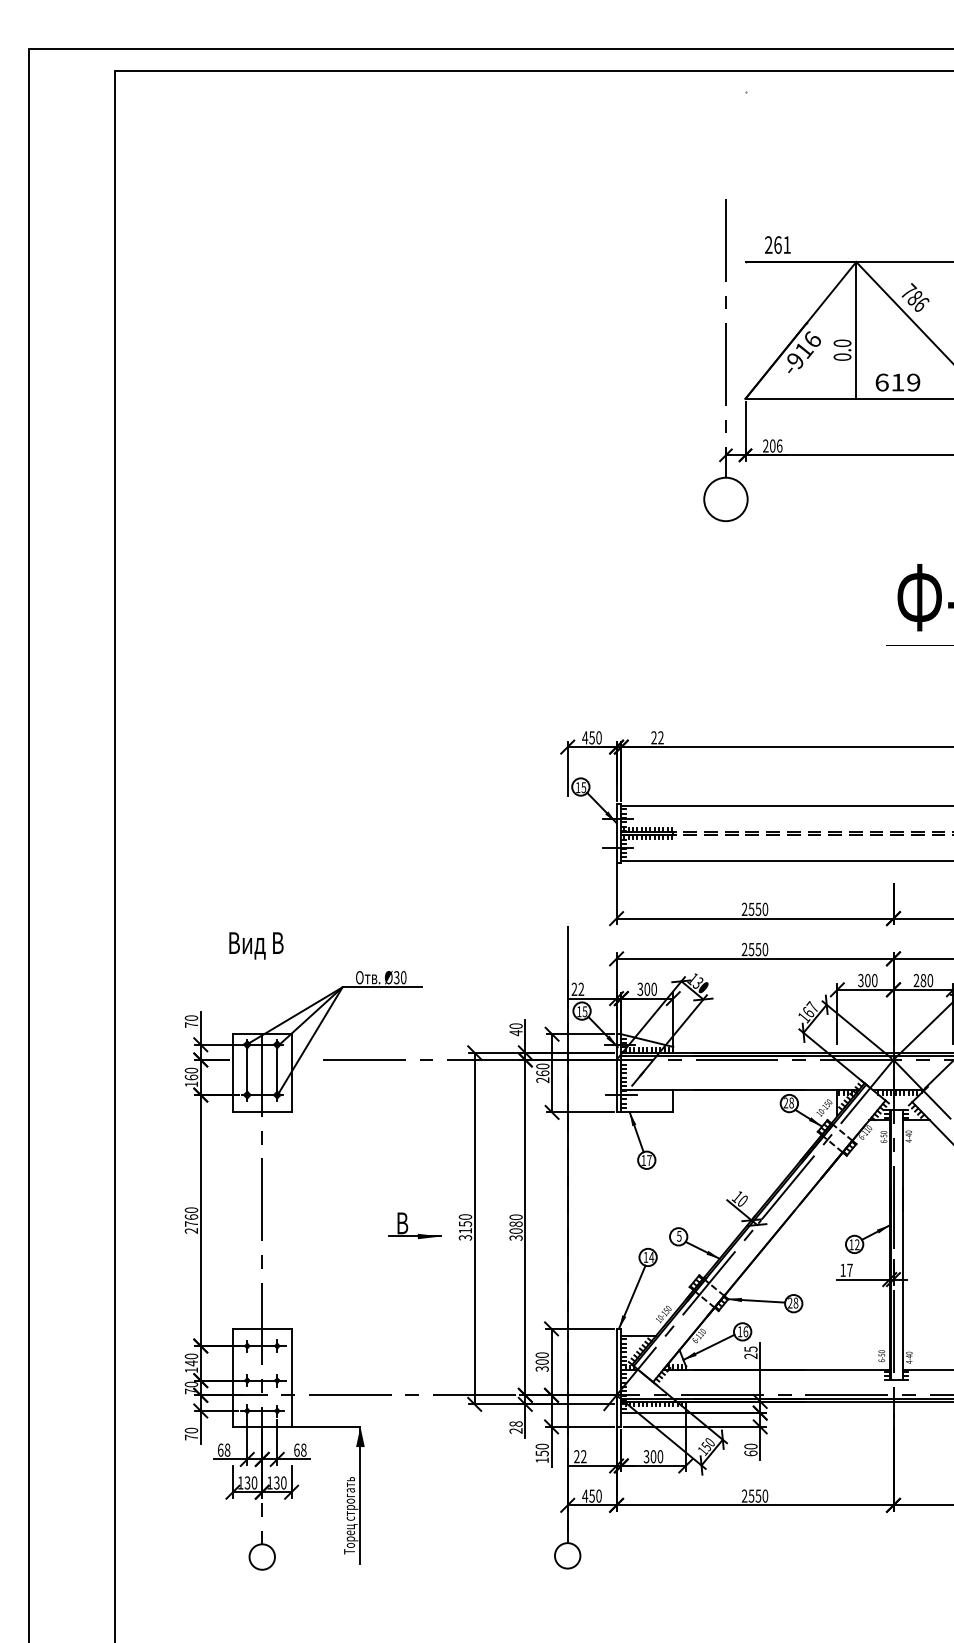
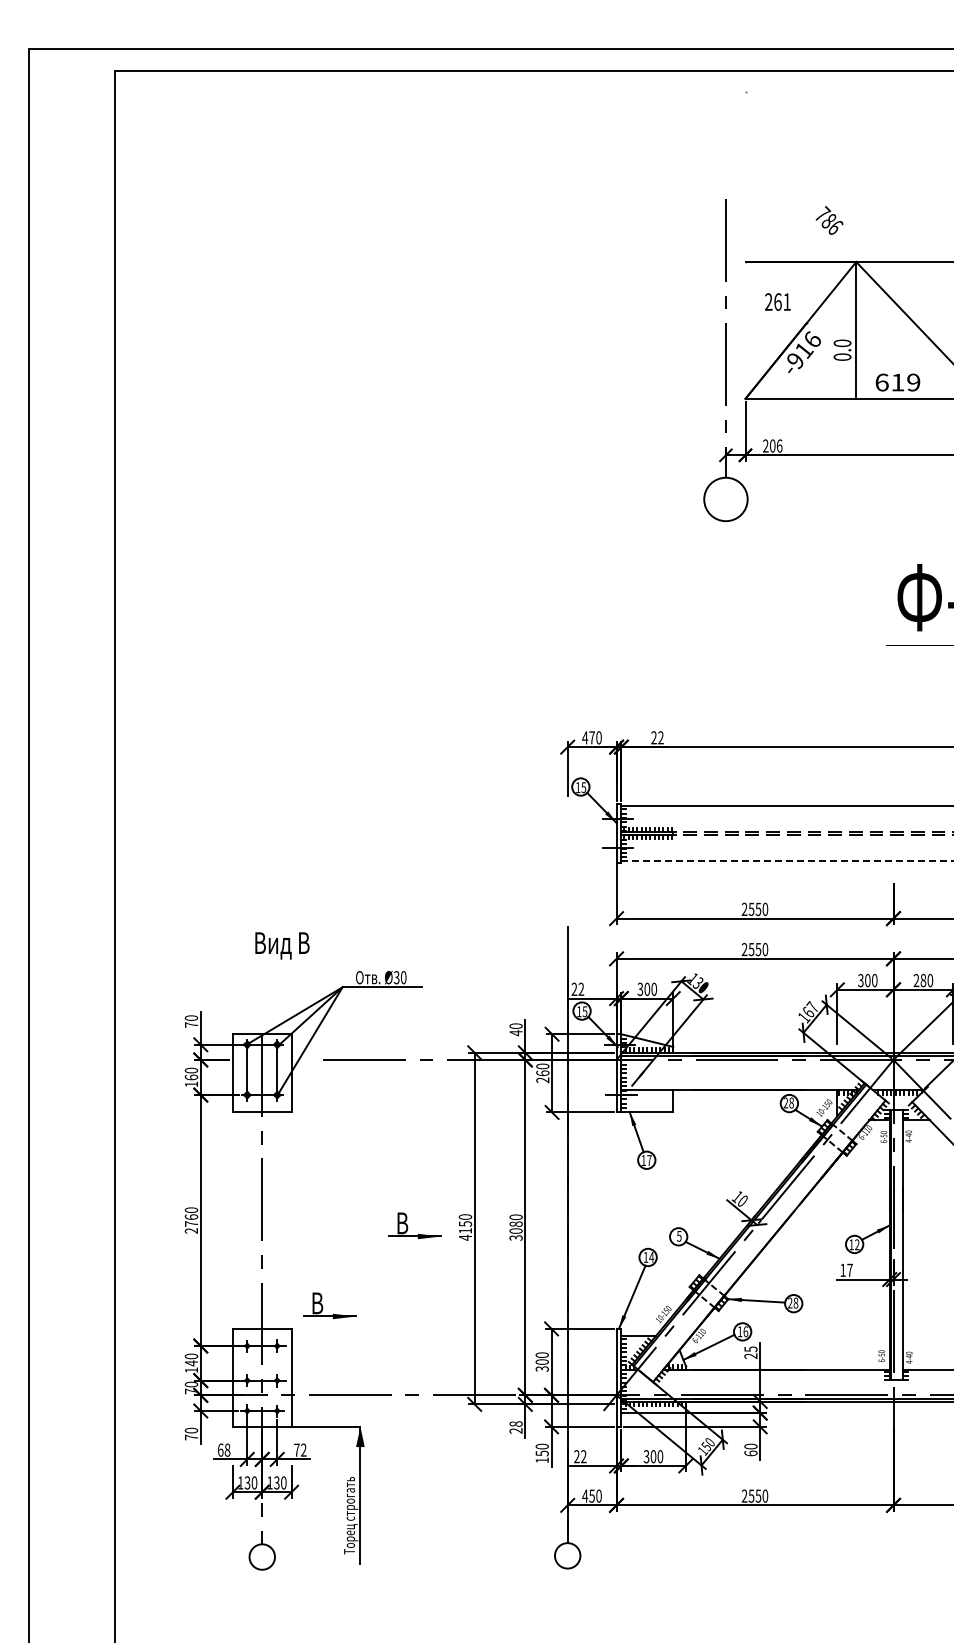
text position: (777, 244) -> (777, 301) (777, 301)
text position: (915, 297) -> (829, 220) (829, 220)
text: 450 -> 470 (591, 737)
line: solid -> dashed (787, 860)
text position: (256, 945) -> (282, 945) (282, 945)
text: 3150 -> 4150 (465, 1237)
part: none -> present (323, 1307)
text: 68 -> 72 (300, 1449)
